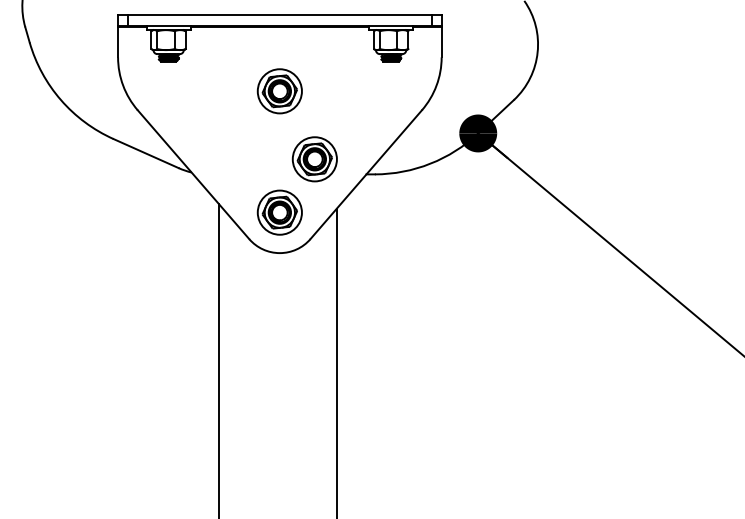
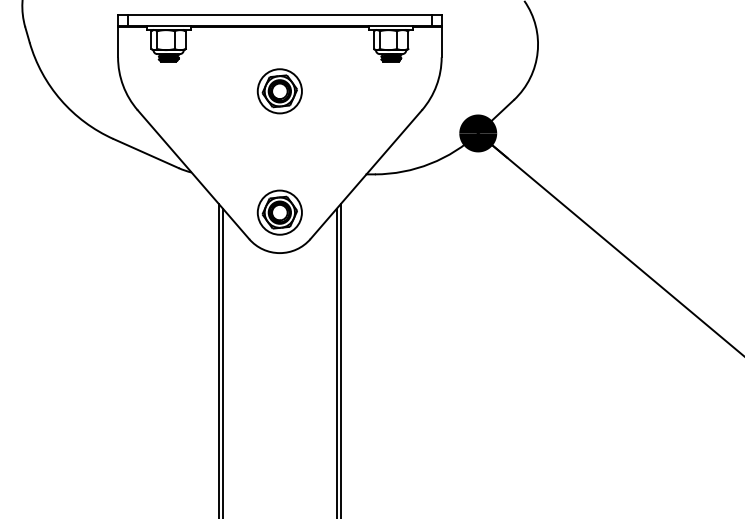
part: present -> none (314, 159)
line: none -> present (340, 359)
line: none -> present (223, 362)
